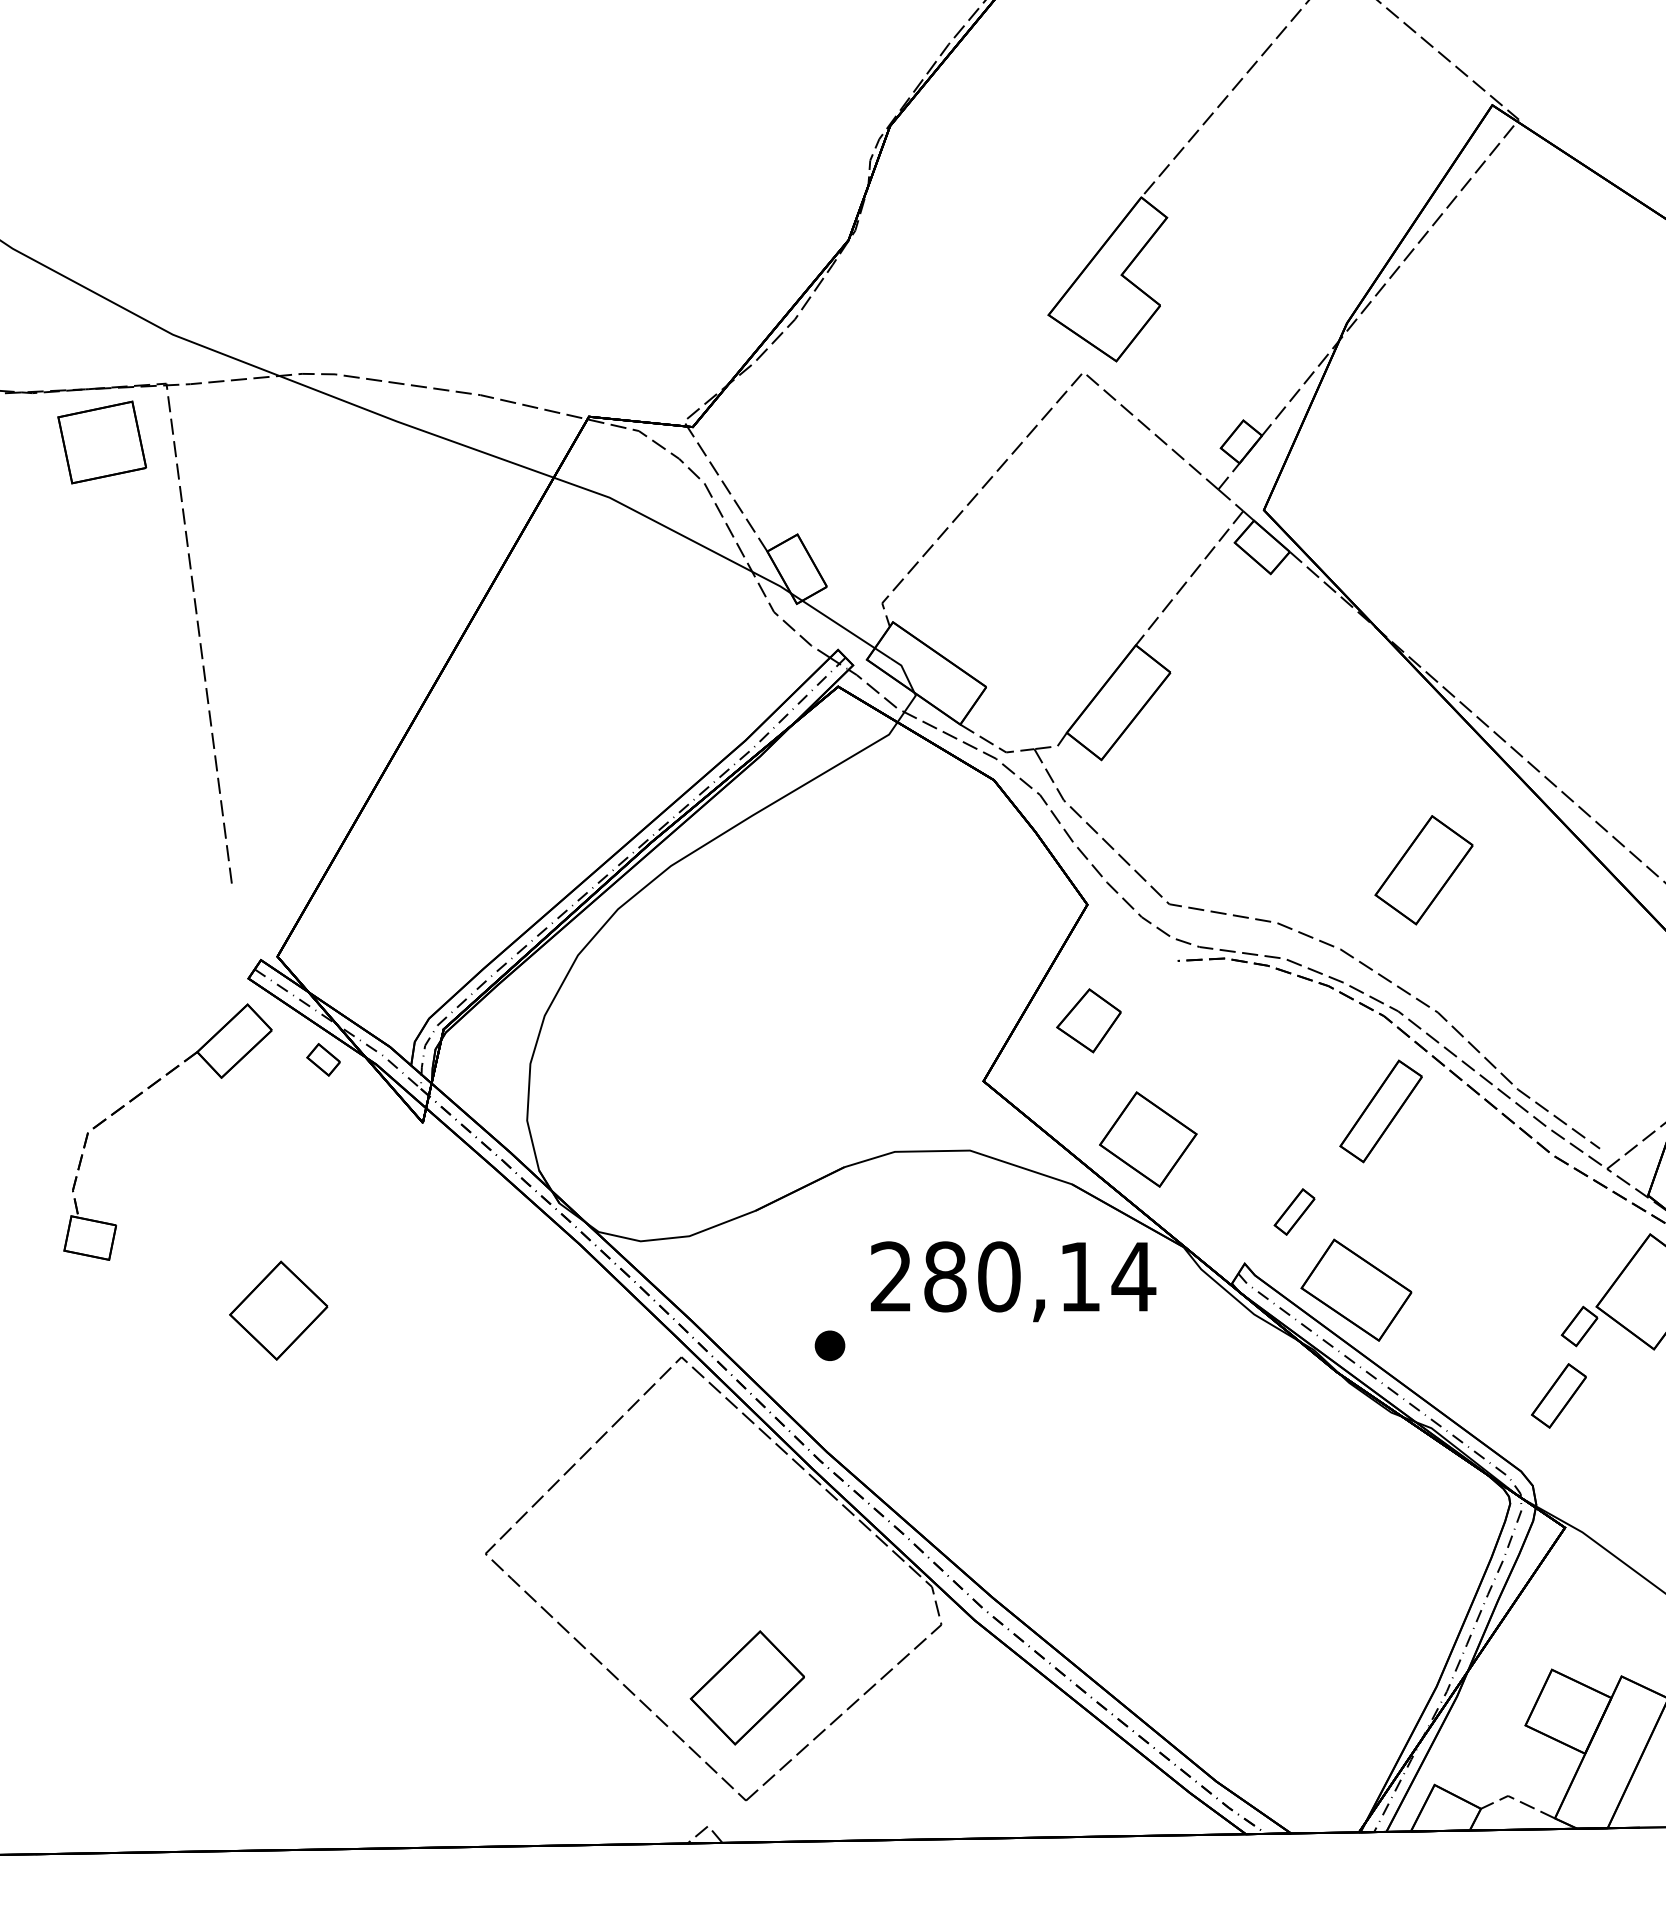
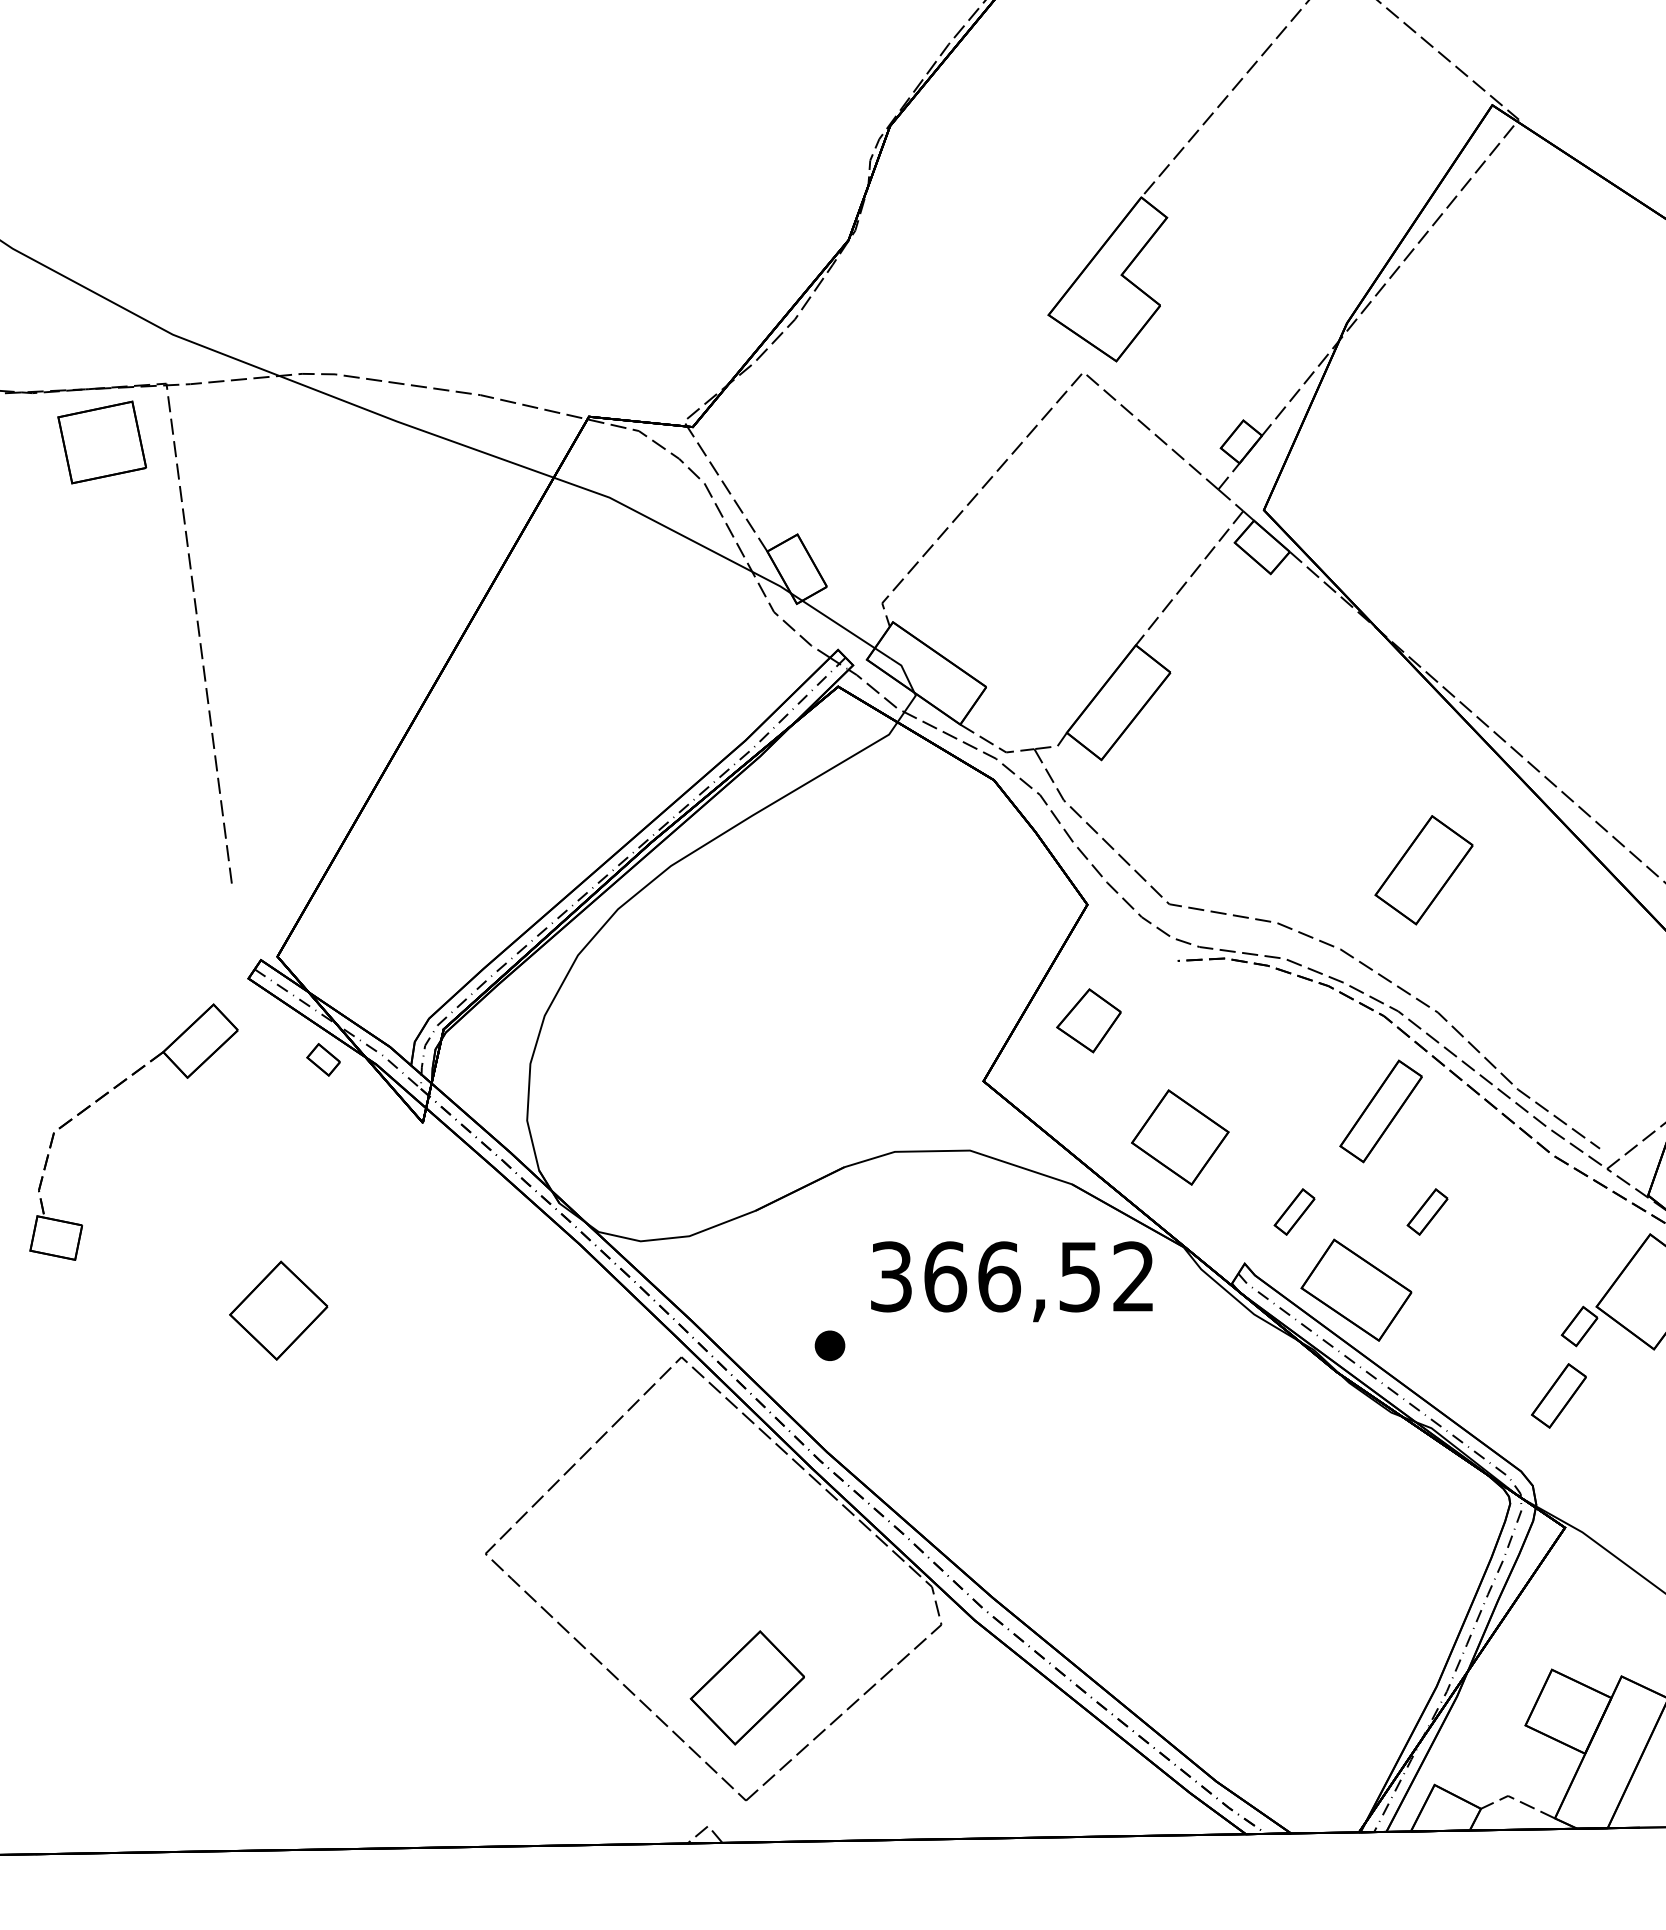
part position: (140, 1095) -> (106, 1095) (106, 1095)
part position: (1148, 1139) -> (1180, 1137) (1180, 1137)
part: none -> present (1427, 1211)
text: 280,14 -> 366,52 (1013, 1276)
